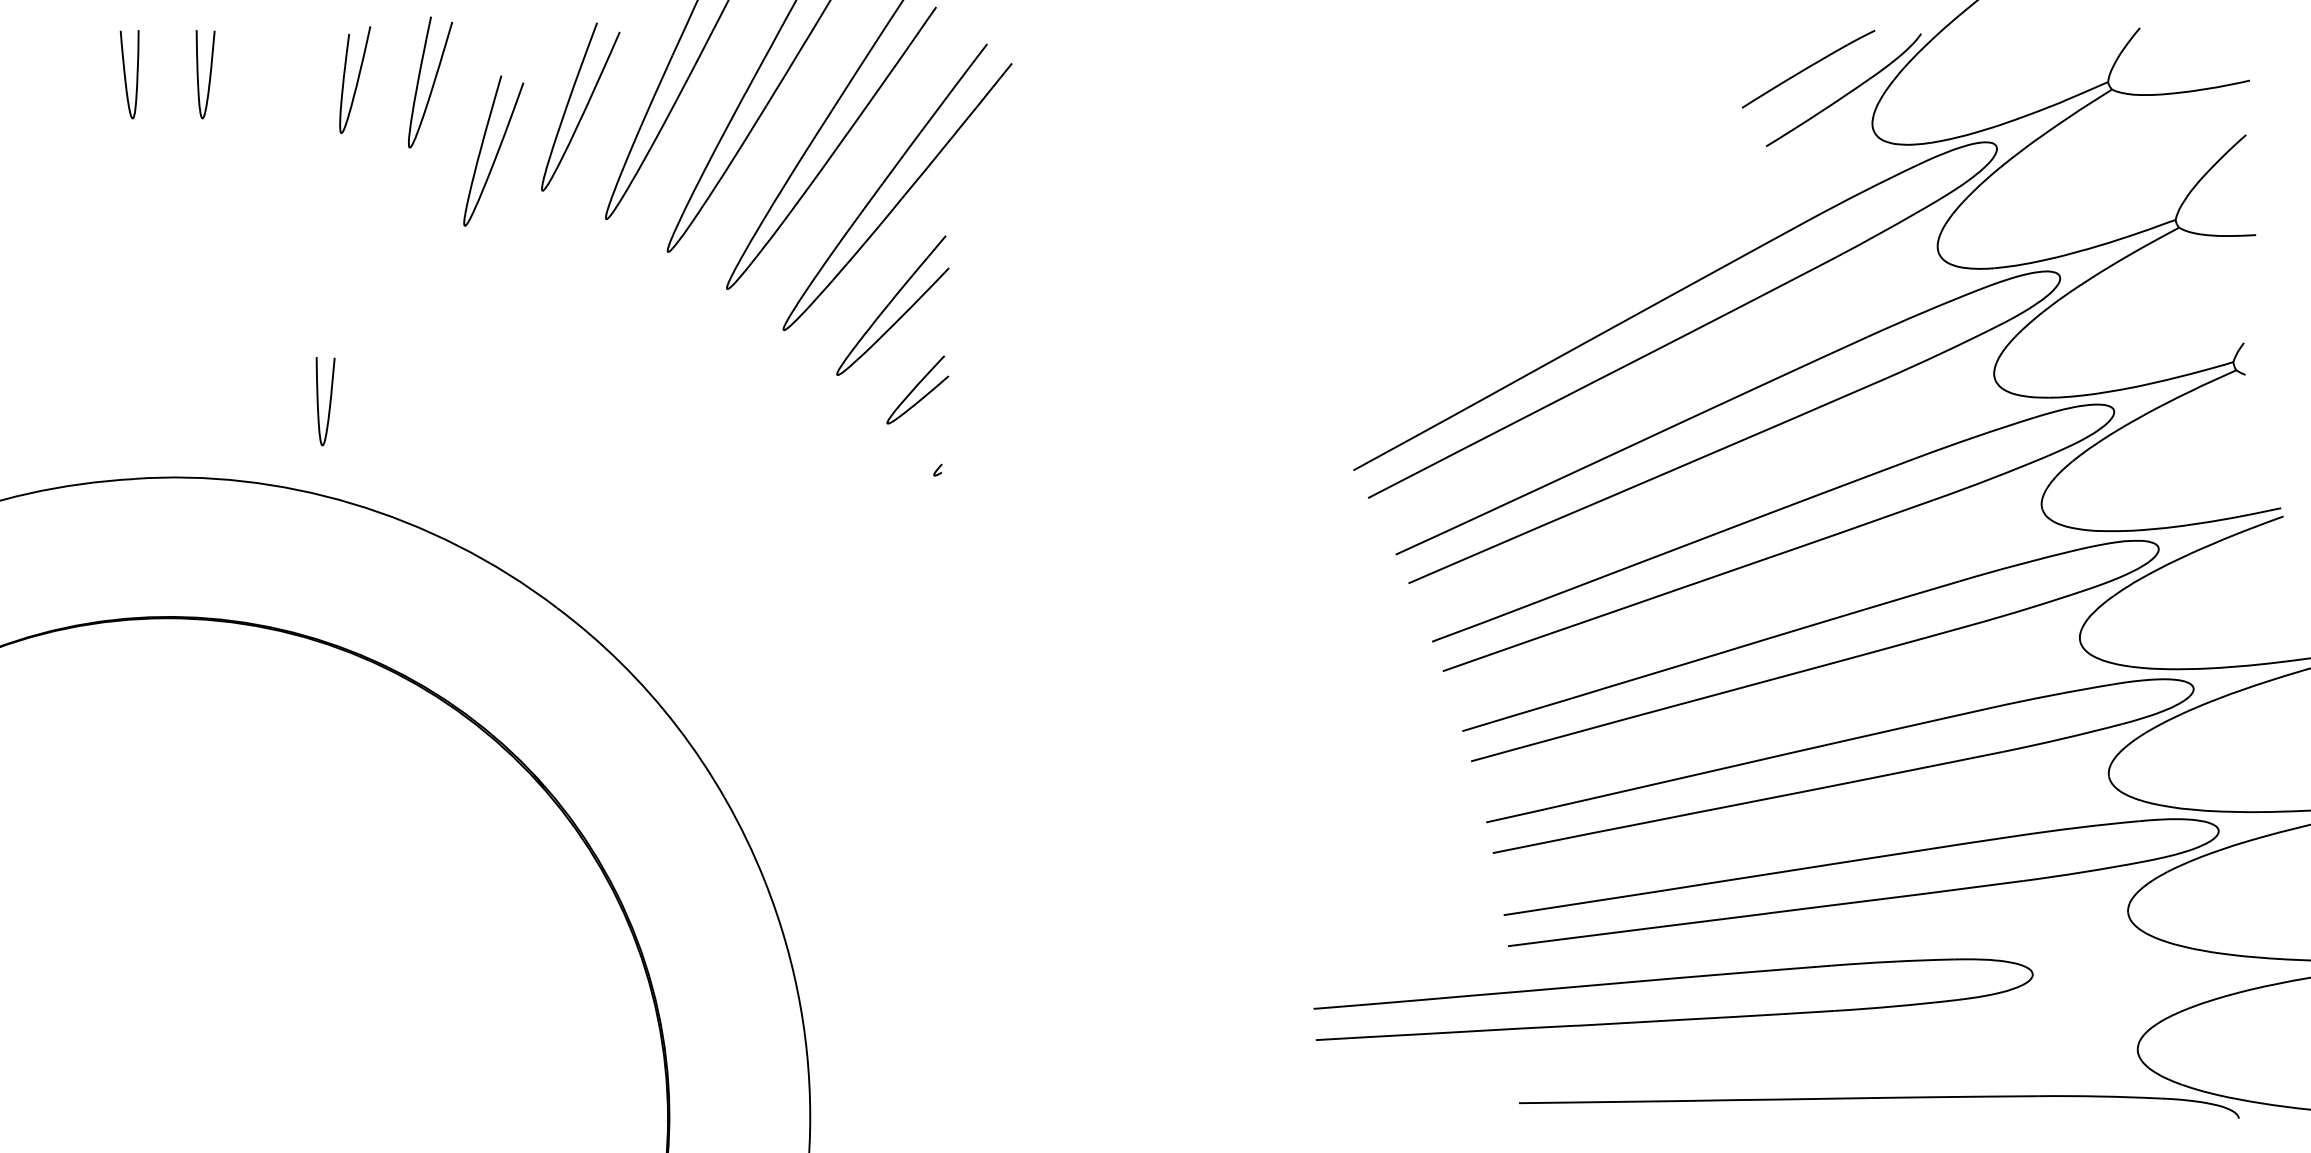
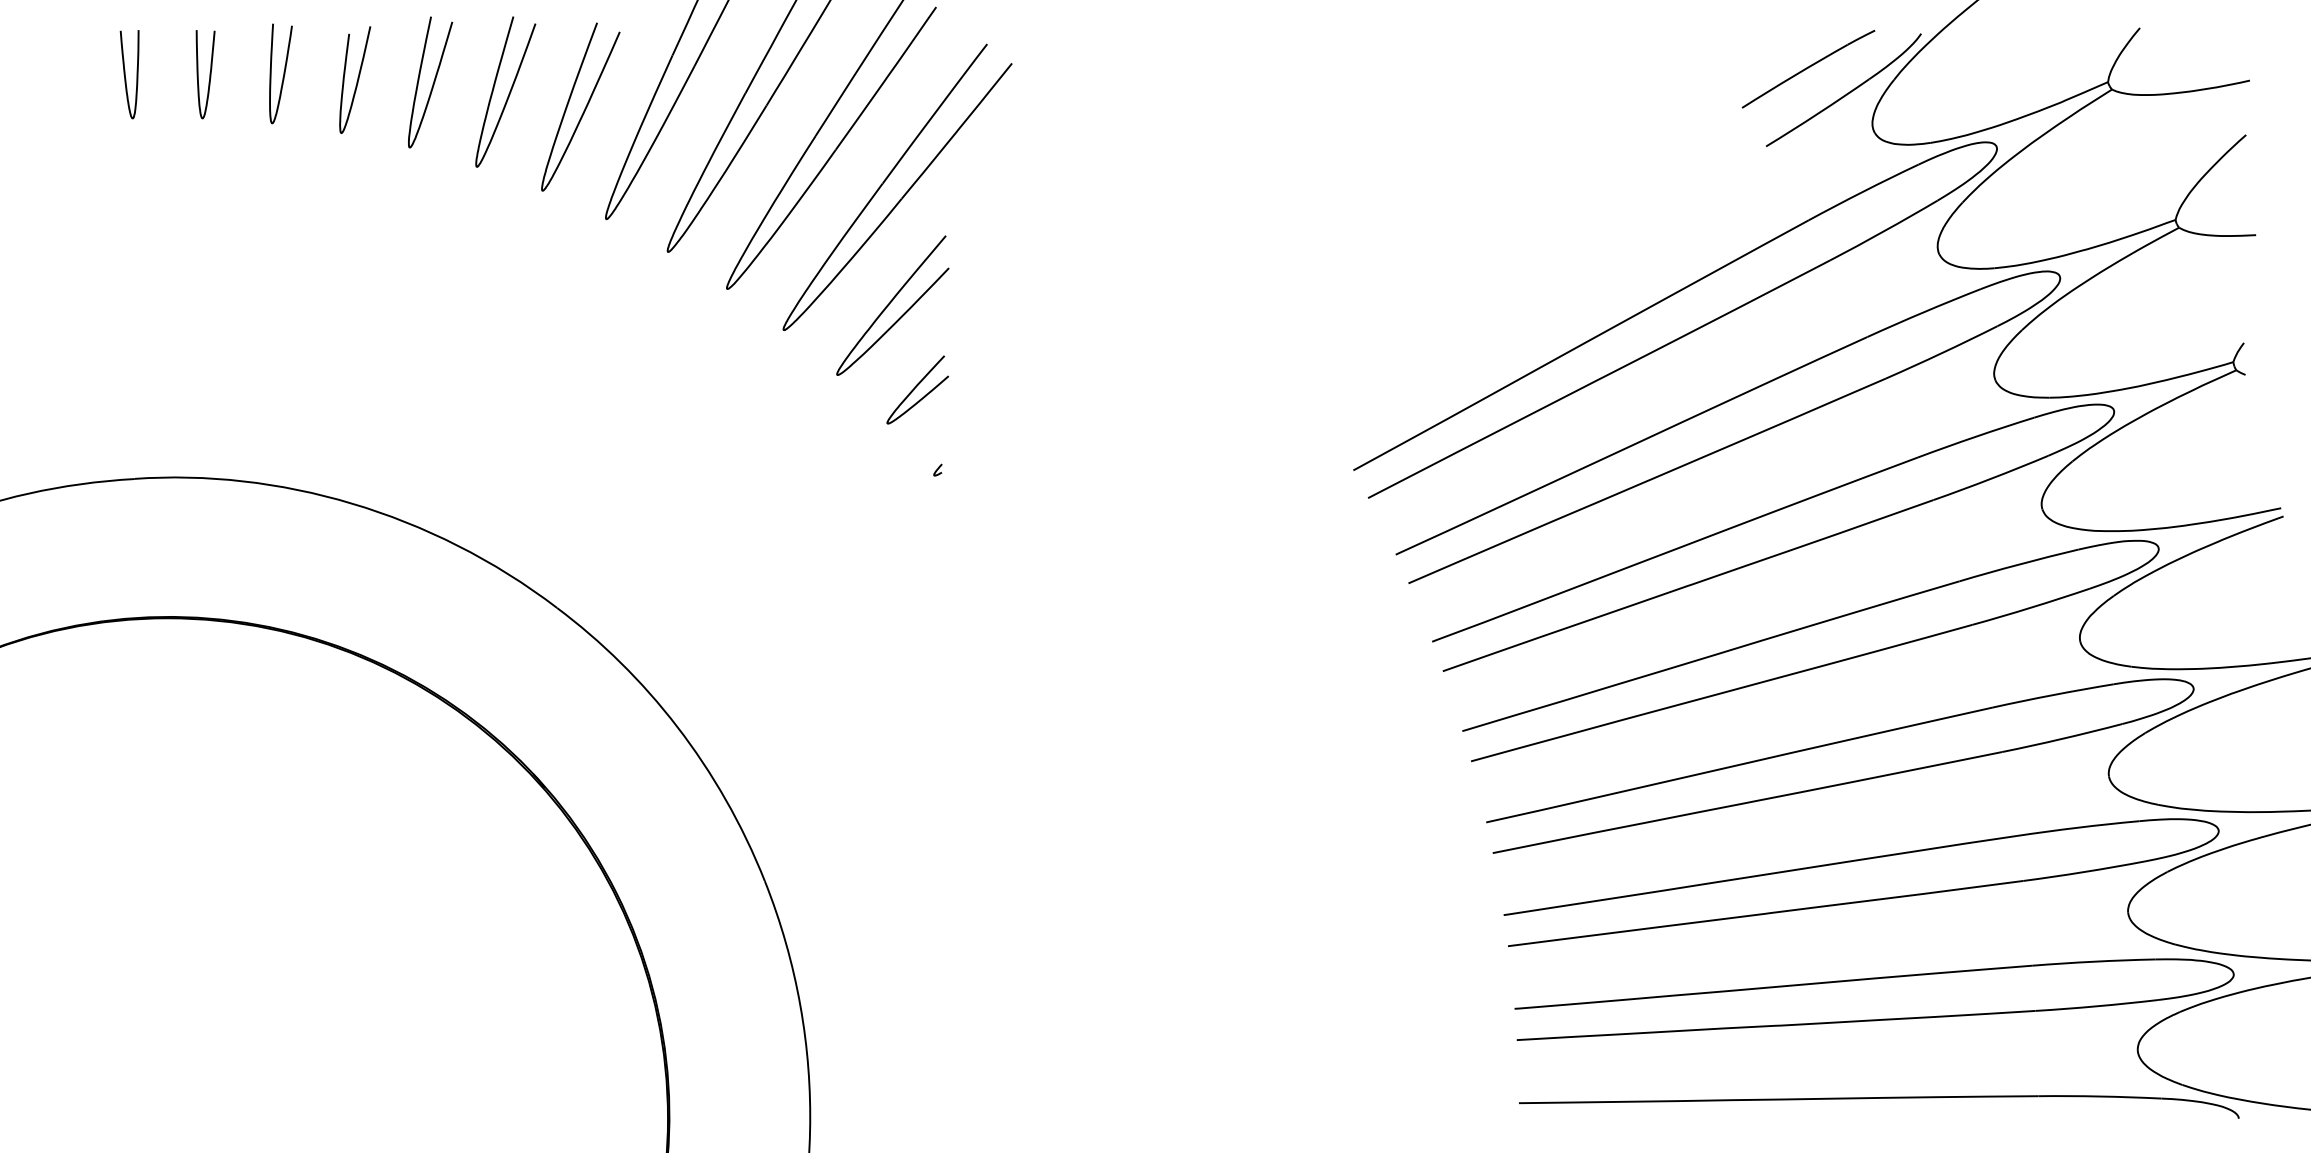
curve: none -> present (283, 73)
curve position: (496, 152) -> (508, 93) (508, 93)
curve: present -> none (329, 401)
part position: (1673, 979) -> (1874, 979) (1874, 979)
